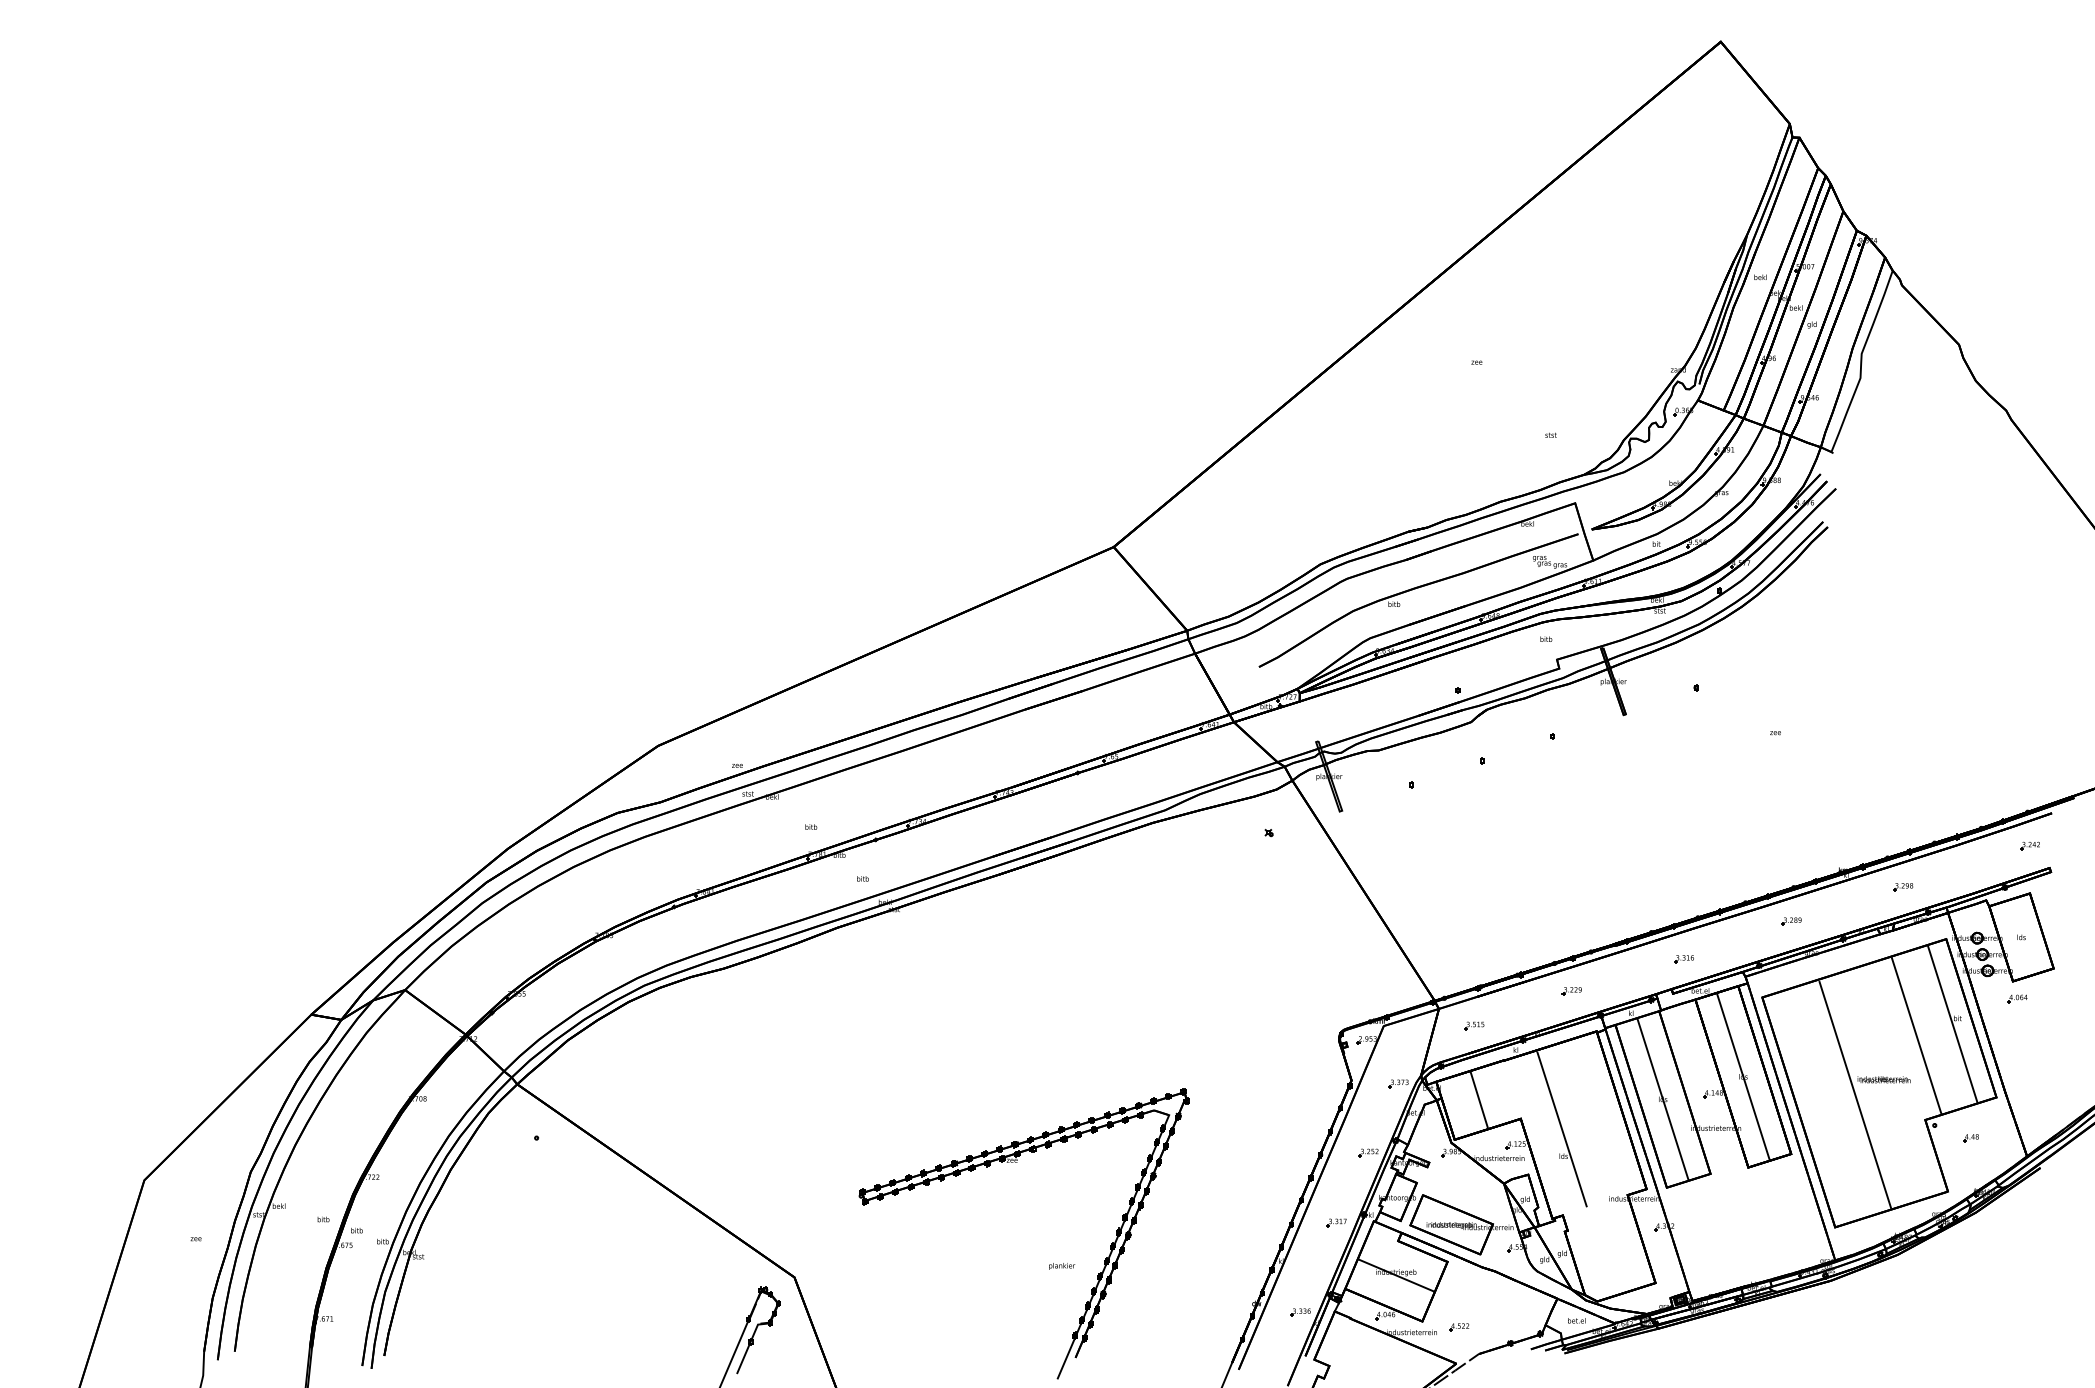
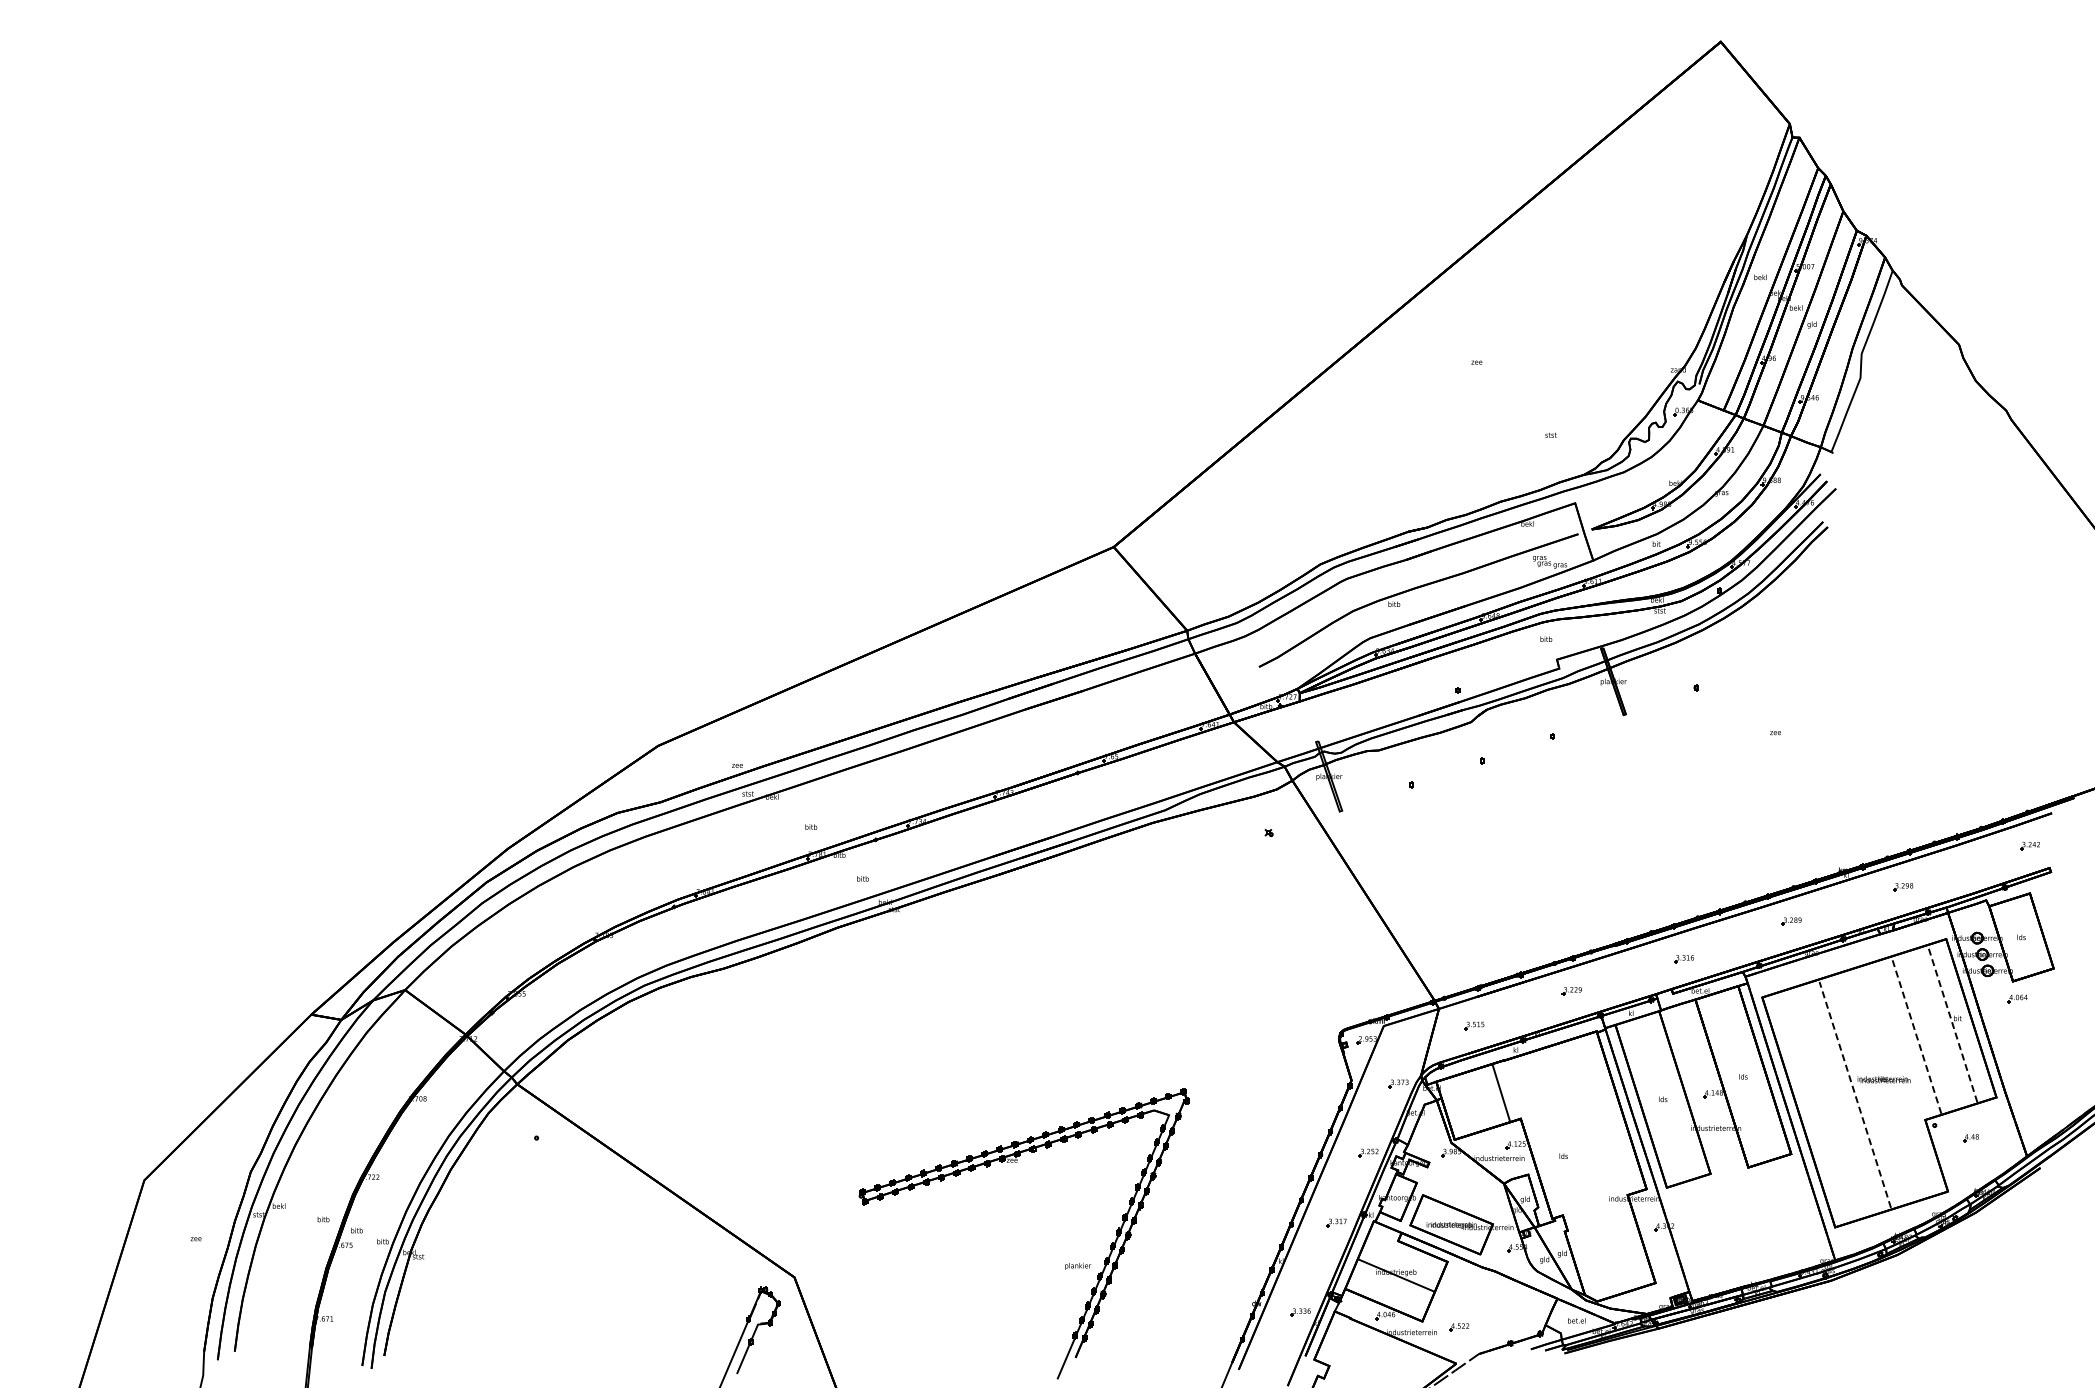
line: solid -> dashed (1952, 1024)
line: solid -> dashed (1916, 1035)
line: present -> none (1743, 1076)
line: solid -> dashed (1855, 1094)
line position: (1478, 1099) -> (1500, 1092) (1500, 1092)
line: present -> none (1662, 1099)
line: present -> none (1561, 1129)
text position: (1062, 1266) -> (1078, 1266) (1078, 1266)
